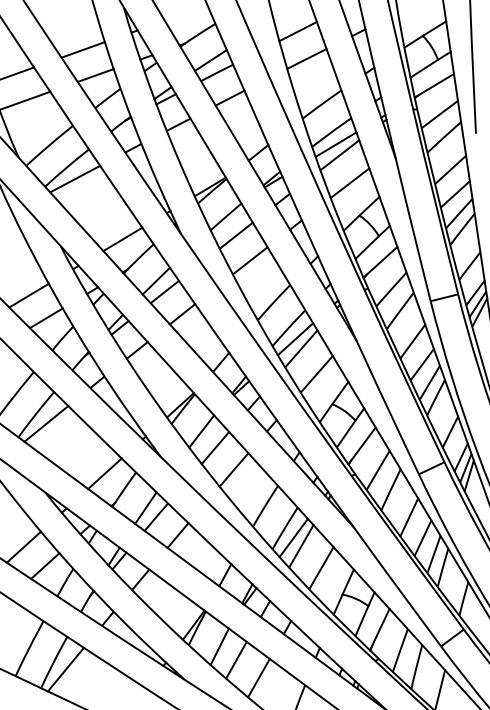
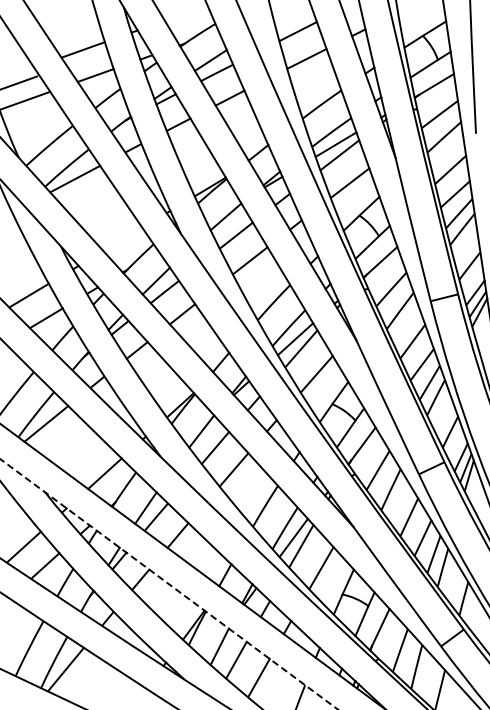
line position: (18, 72) -> (19, 82) (19, 82)
line: present -> none (122, 239)
line: solid -> dashed (169, 584)
